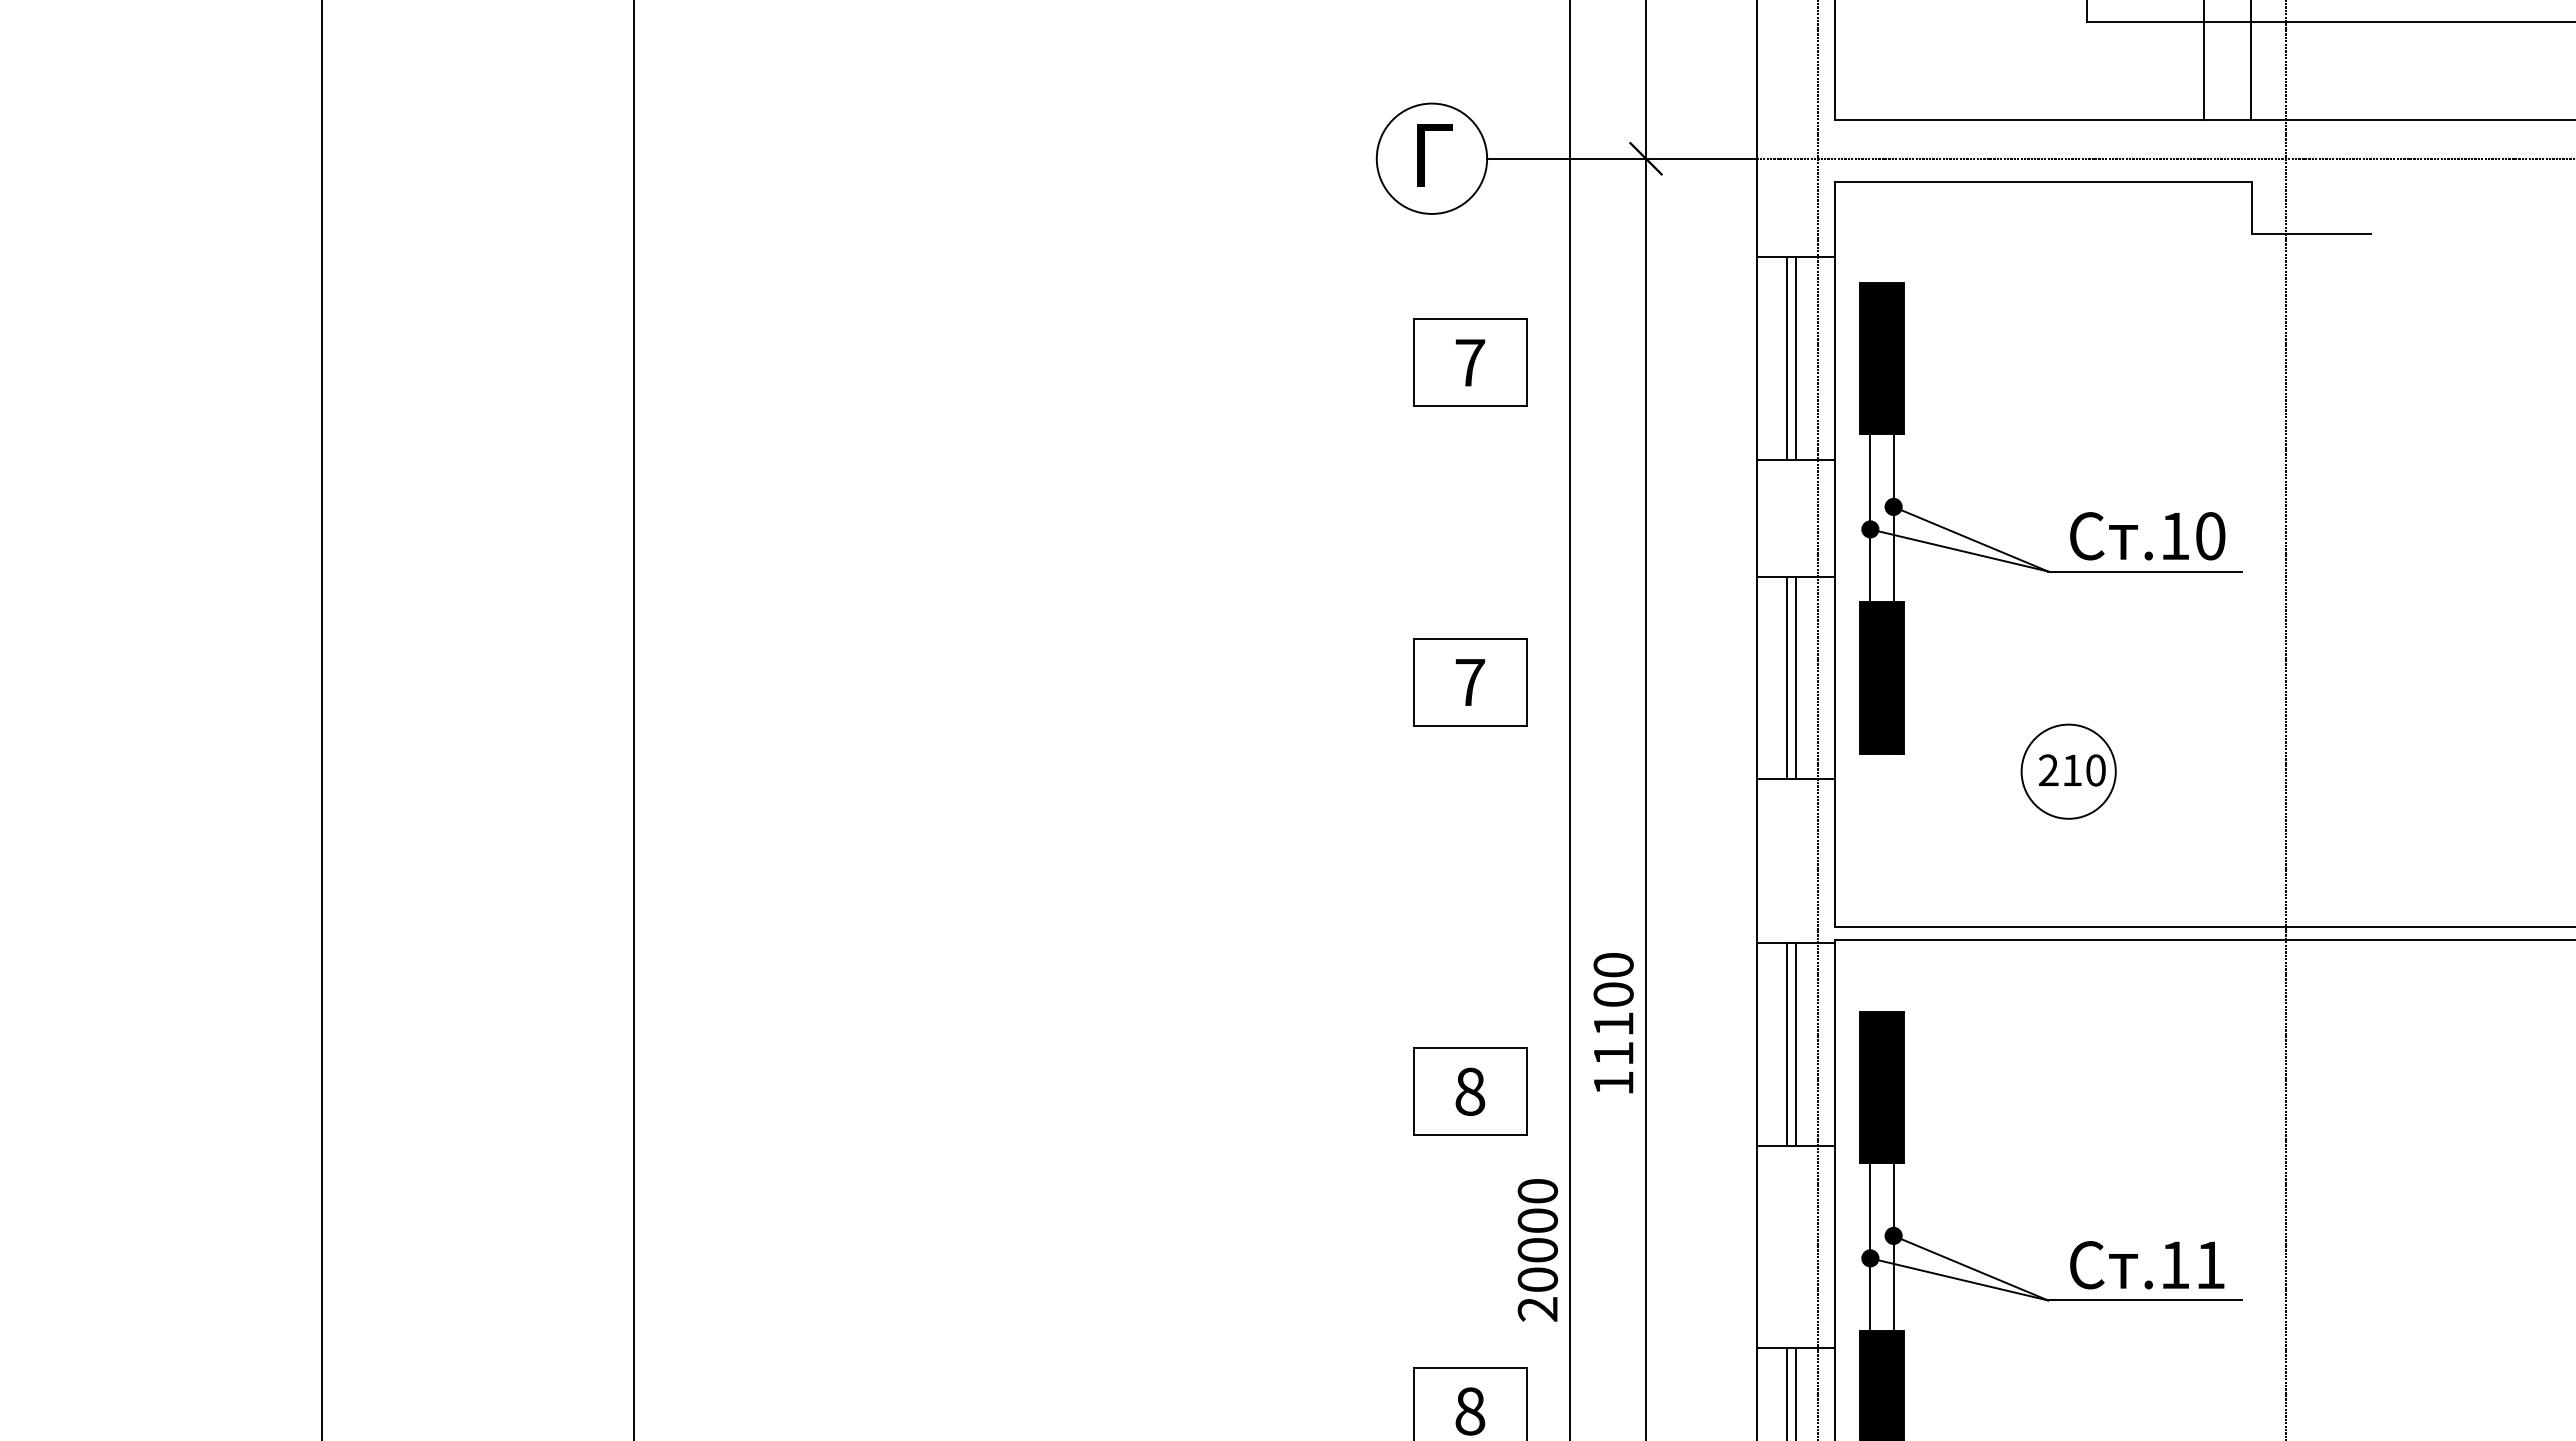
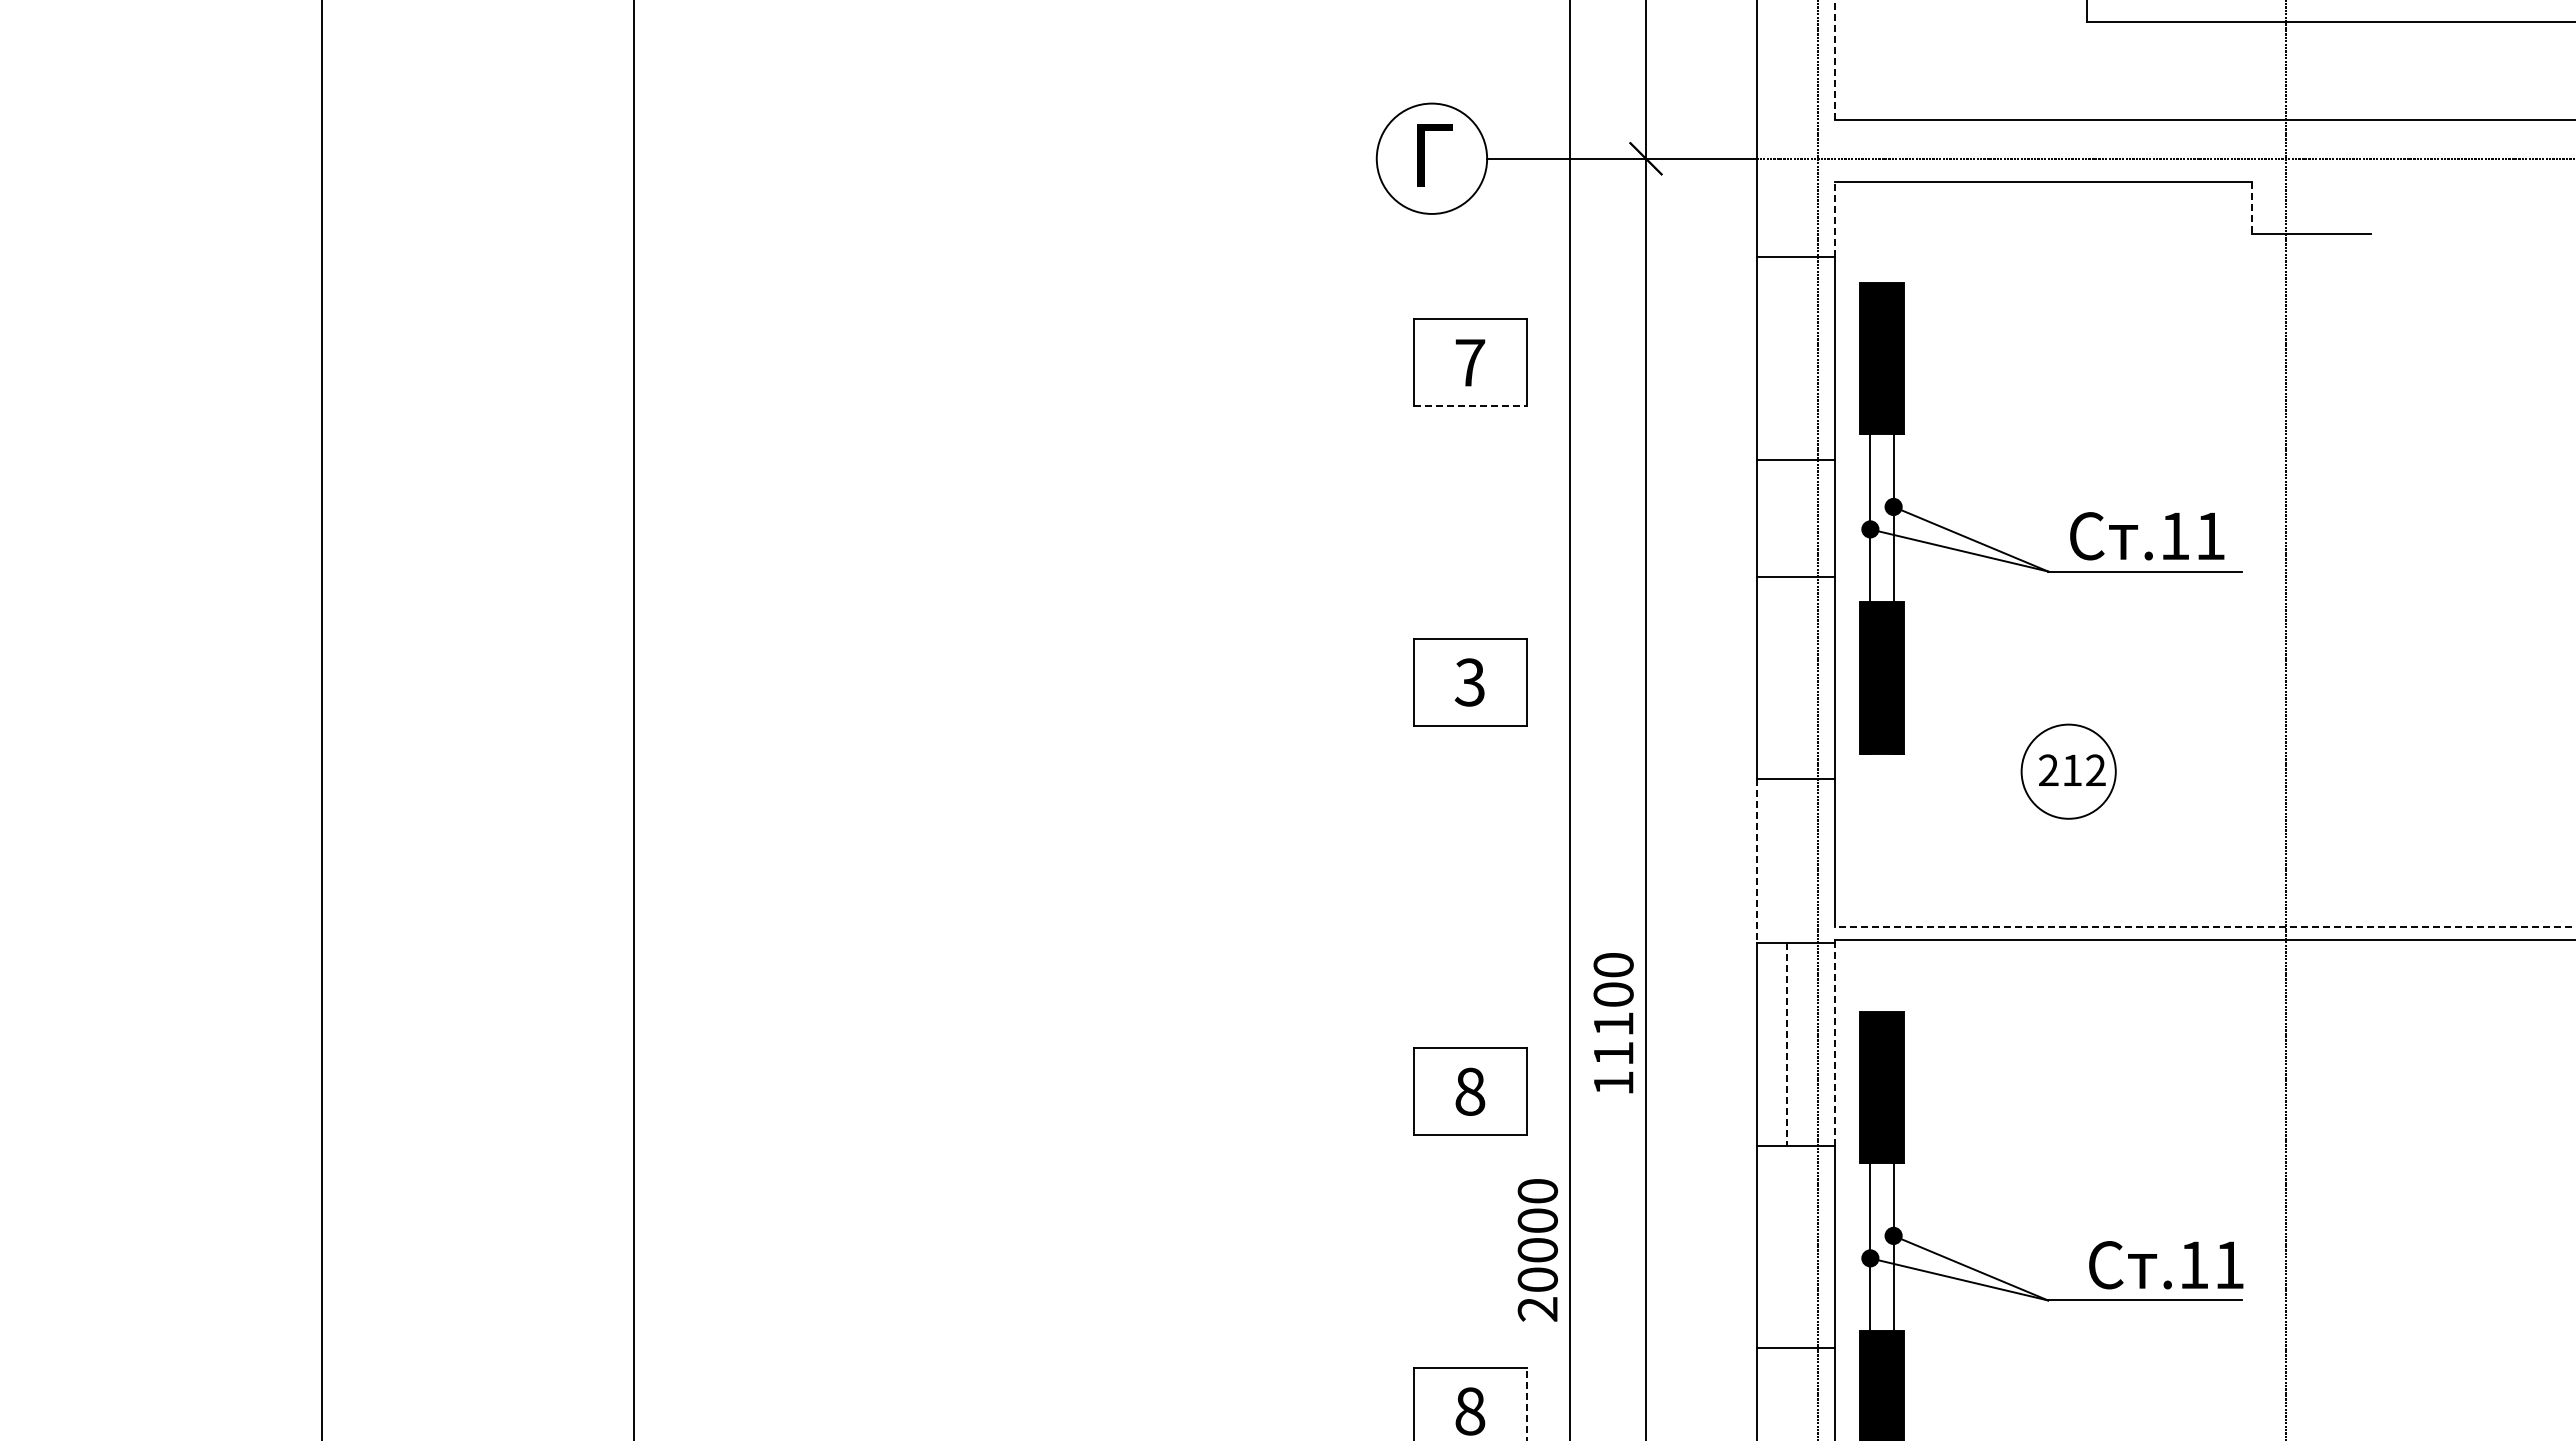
line: solid -> dashed (1834, 59)
line: present -> none (2203, 60)
line: present -> none (2250, 60)
line: solid -> dashed (2252, 207)
line: solid -> dashed (1834, 219)
line: present -> none (1786, 358)
line: present -> none (1796, 358)
line: solid -> dashed (1470, 406)
text: .10 -> .11 (2210, 536)
line: present -> none (1786, 677)
line: present -> none (1796, 677)
text: 7 -> 3 (1469, 682)
text: 210 -> 212 (2095, 770)
line: solid -> dashed (1757, 861)
line: solid -> dashed (2204, 927)
line: solid -> dashed (1834, 1043)
line: solid -> dashed (1786, 1044)
line: present -> none (1796, 1044)
text position: (2147, 1265) -> (2166, 1265) (2166, 1265)
line: present -> none (1786, 1392)
line: present -> none (1796, 1392)
line: solid -> dashed (1526, 1403)
